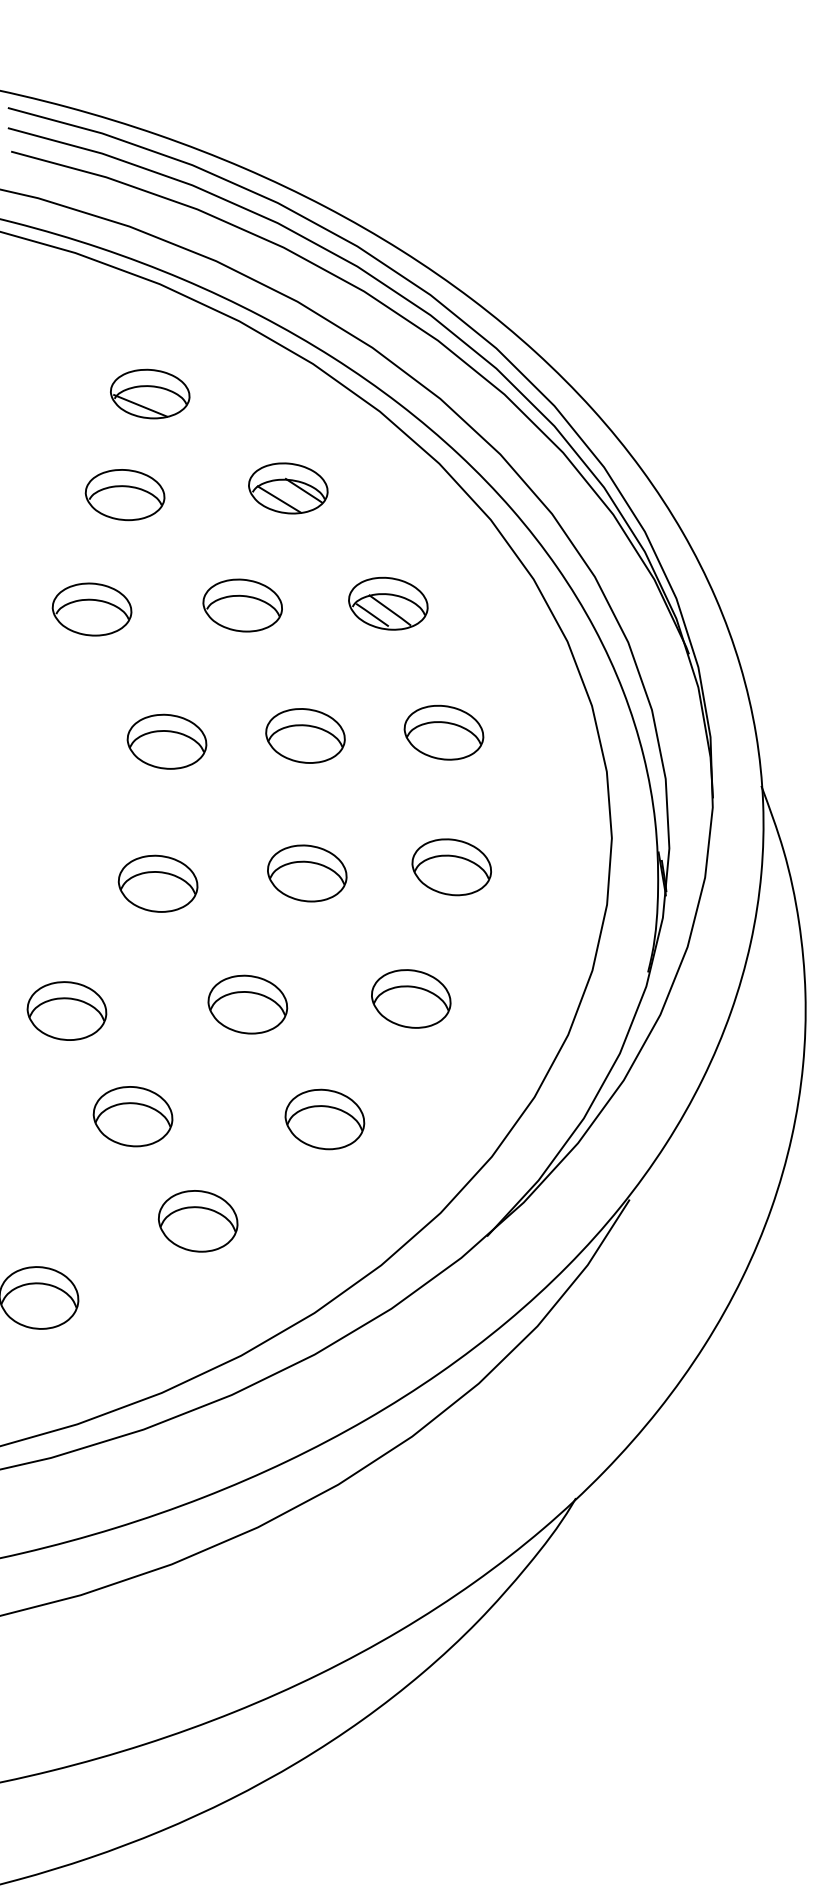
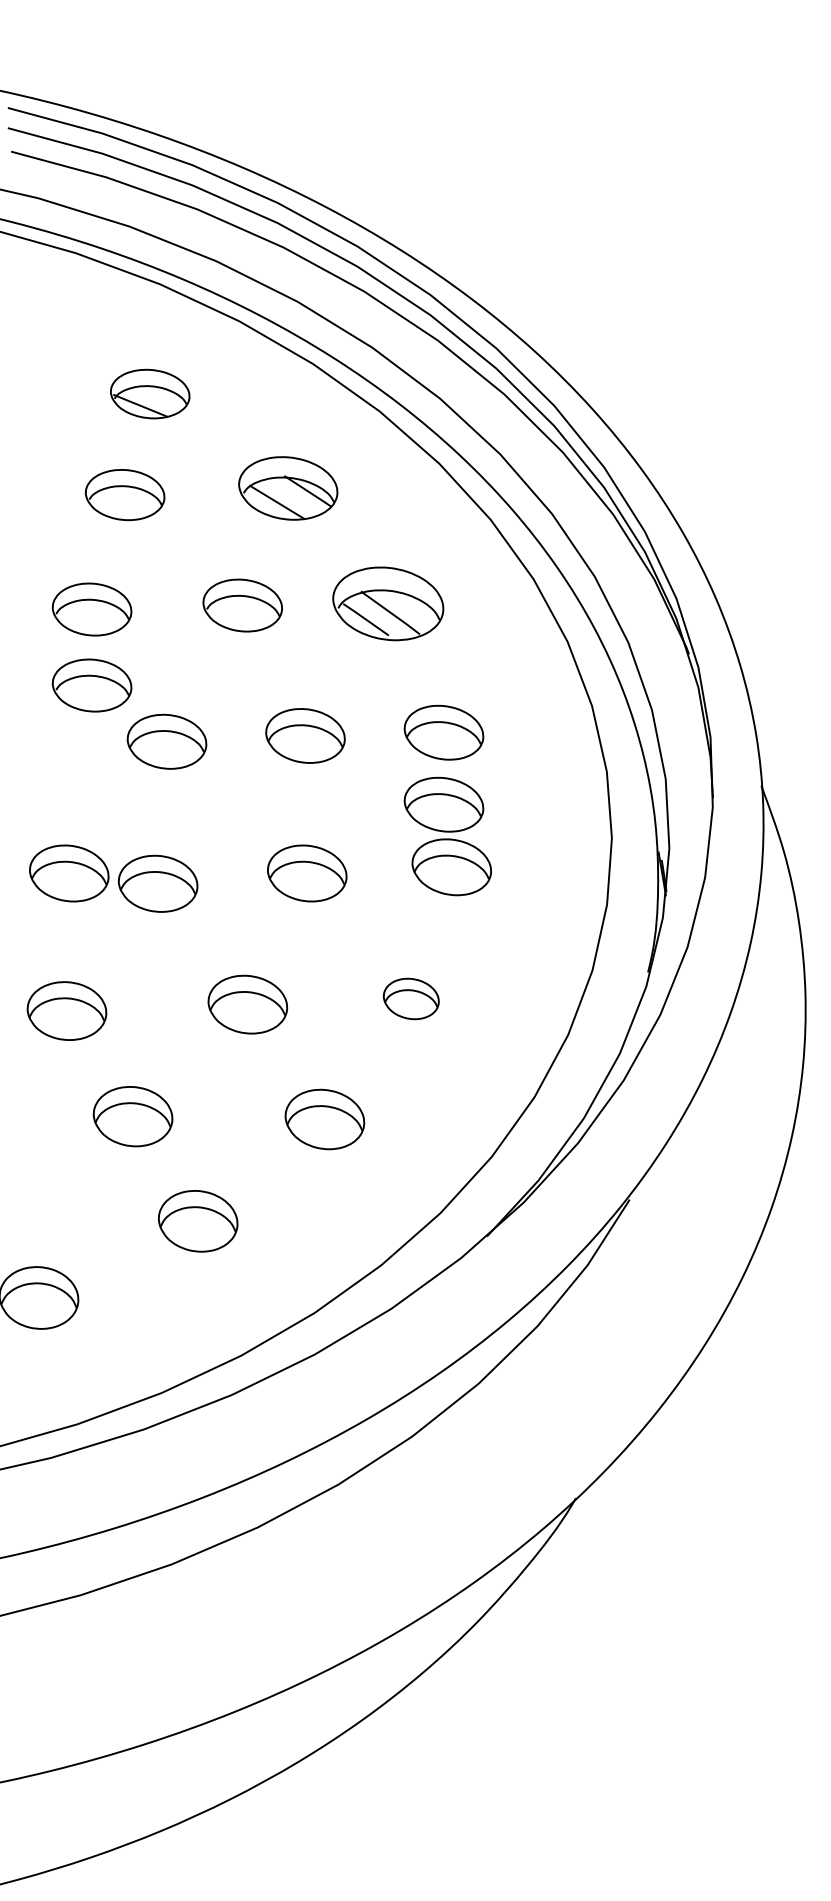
part size: 81x53 px -> 101x65 px (288, 488)
part size: 81x55 px -> 113x76 px (388, 603)
part: none -> present (91, 685)
part: none -> present (443, 804)
part: none -> present (69, 873)
part size: 81x60 px -> 58x44 px (410, 998)
